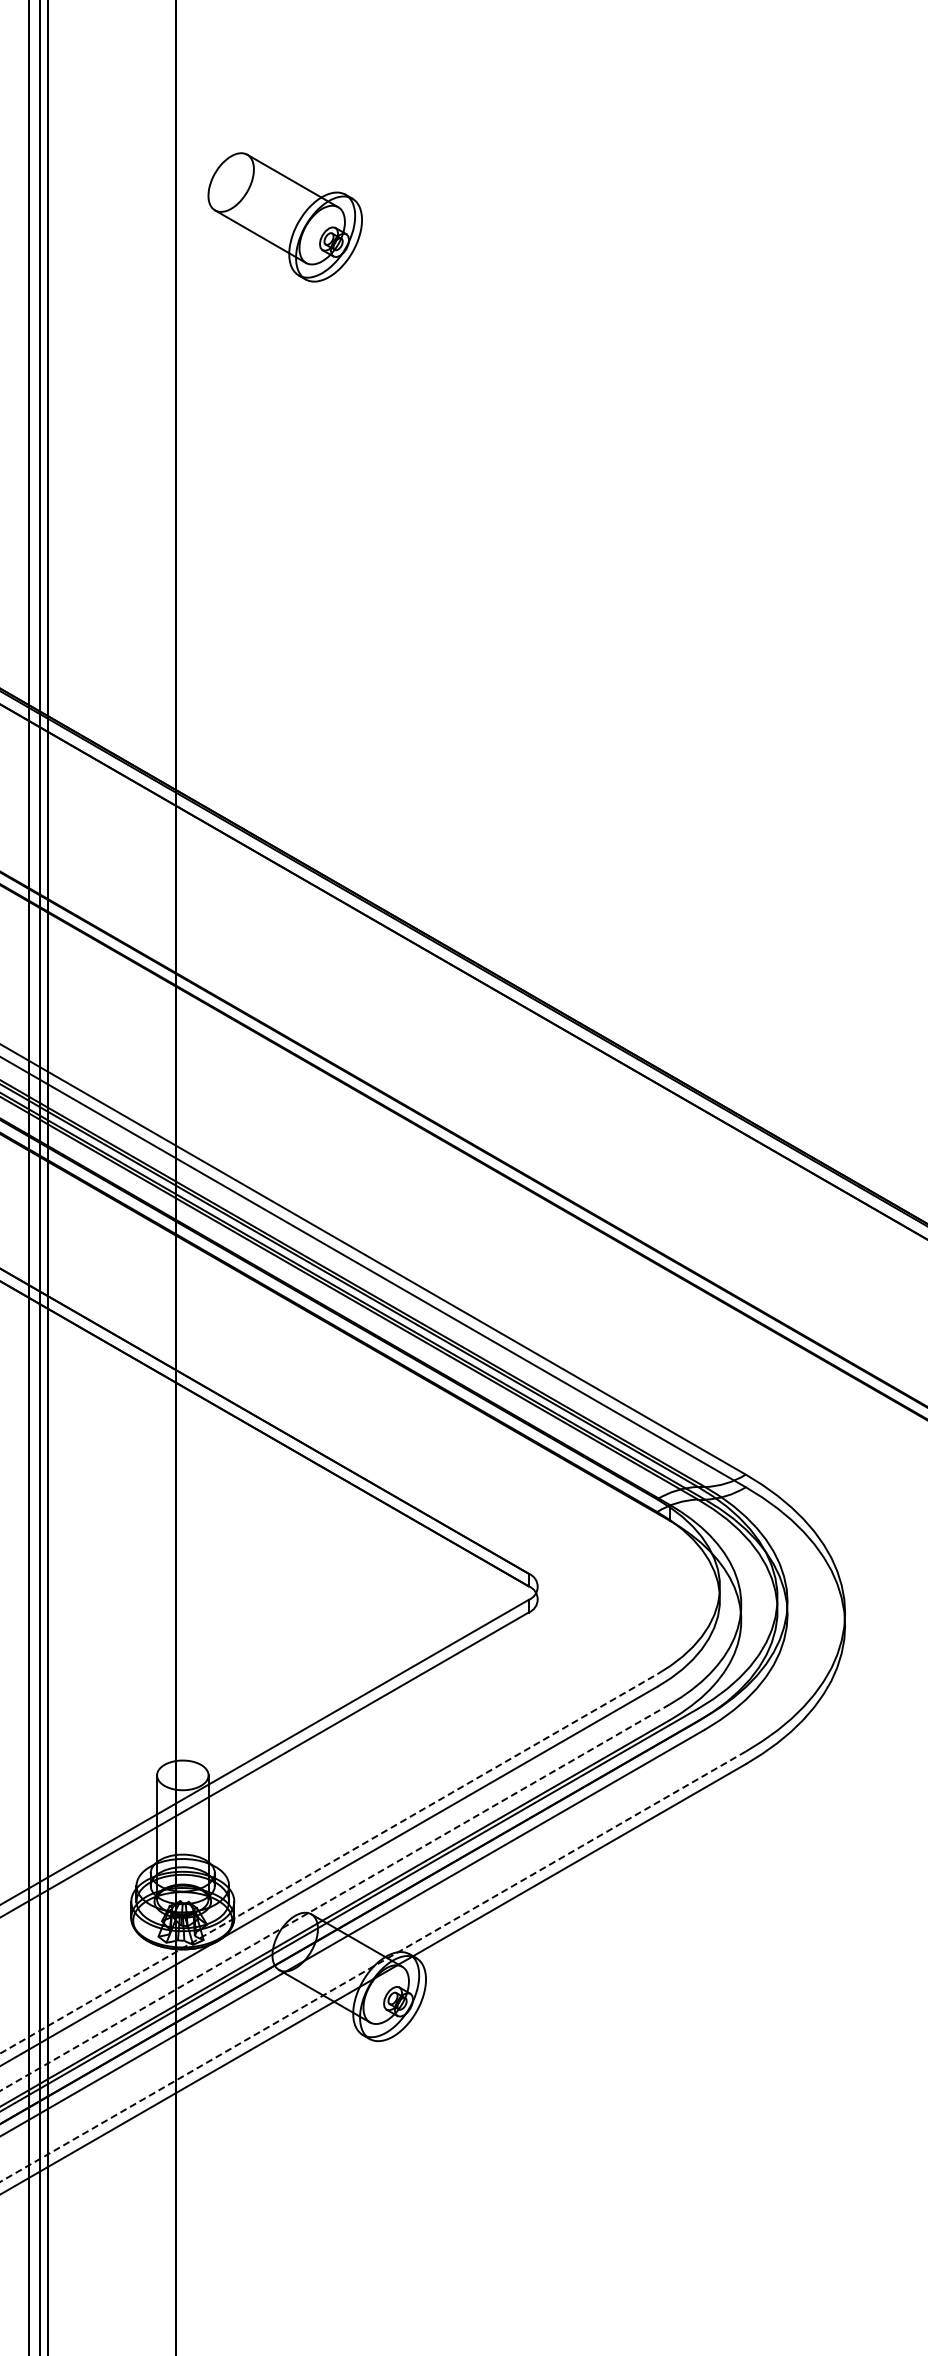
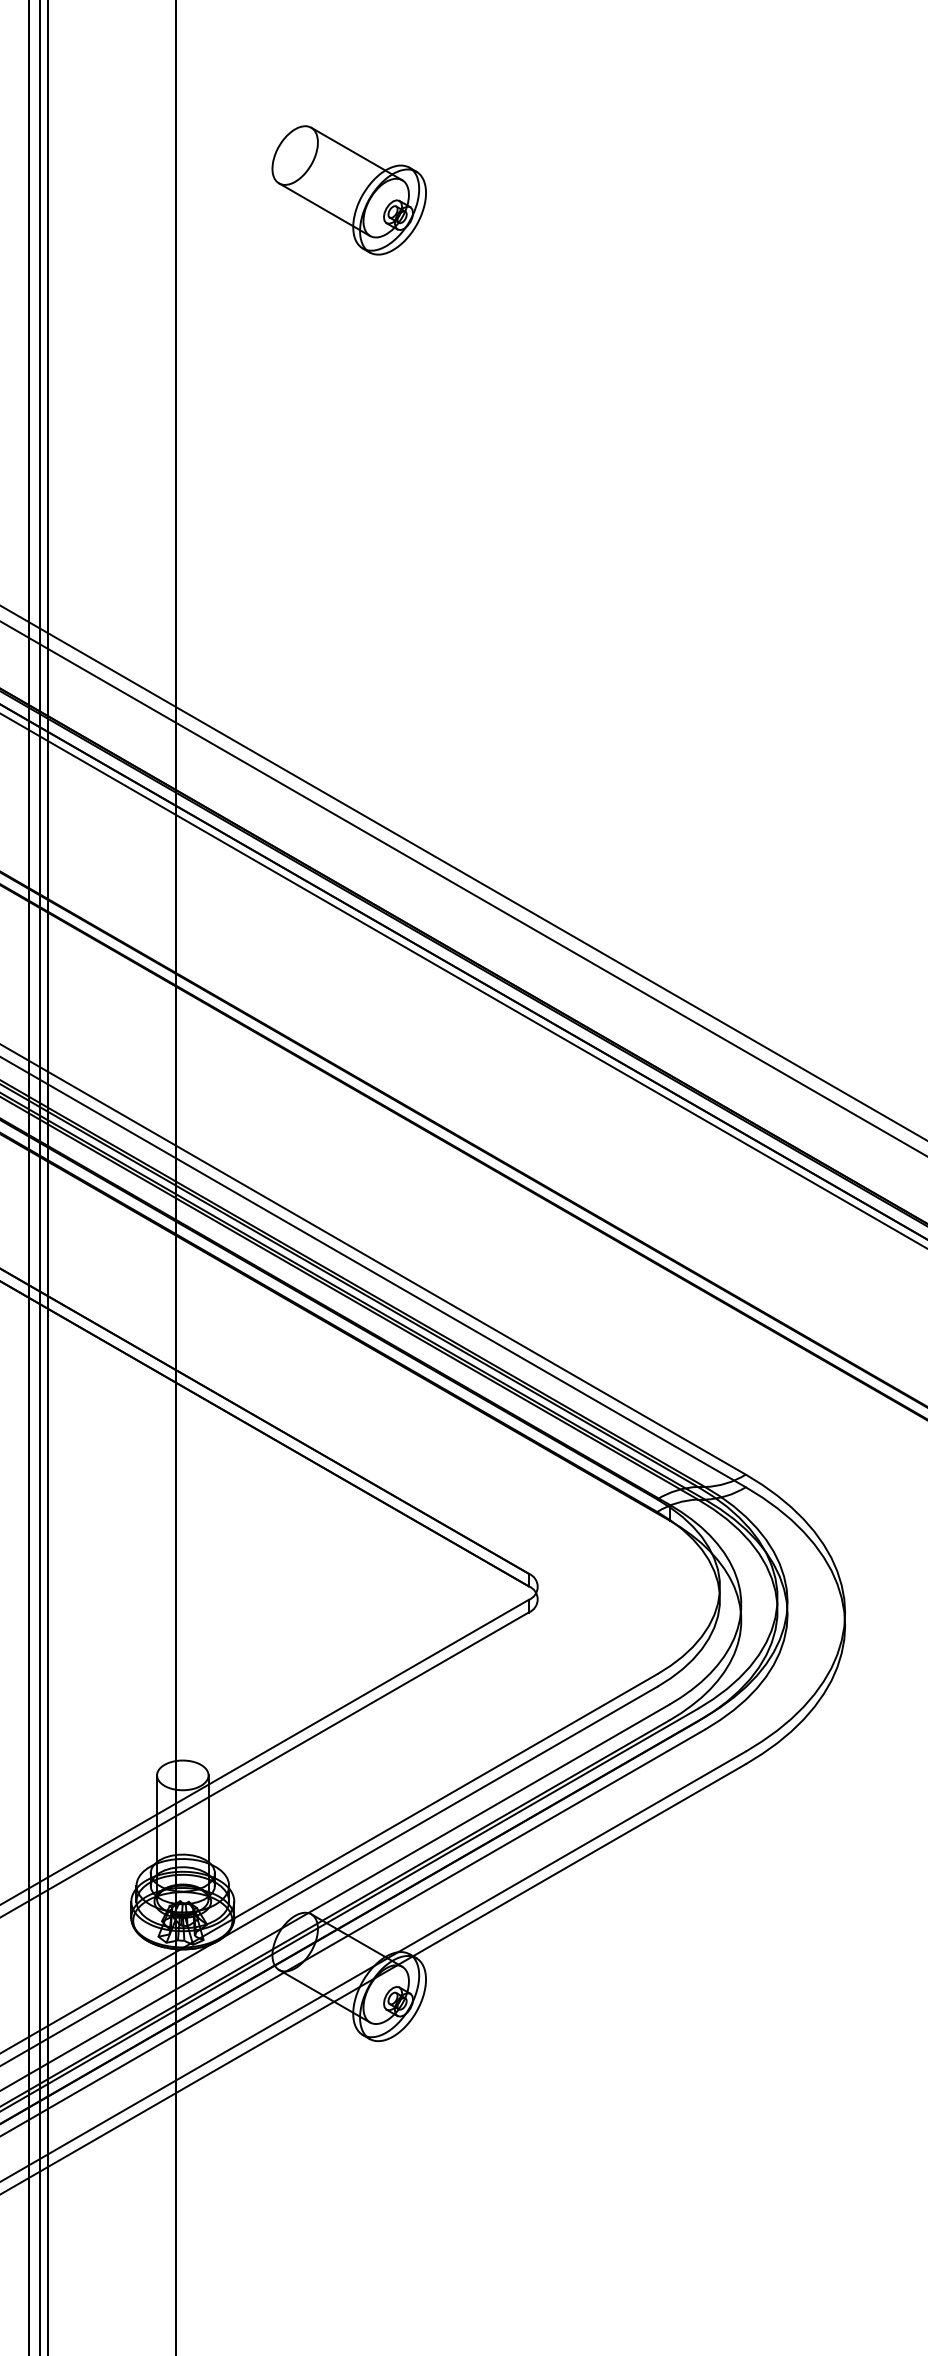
part position: (284, 217) -> (348, 190) (348, 190)
line: none -> present (463, 872)
line: none -> present (463, 888)
line: none -> present (463, 980)
line: dashed -> solid (329, 1863)
line: dashed -> solid (334, 1897)
line: dashed -> solid (372, 1966)
